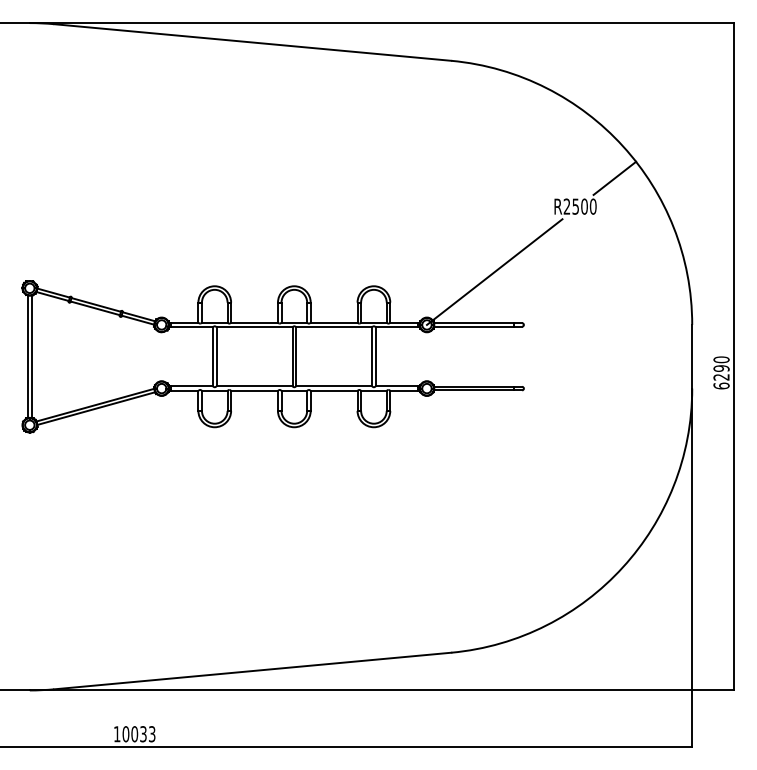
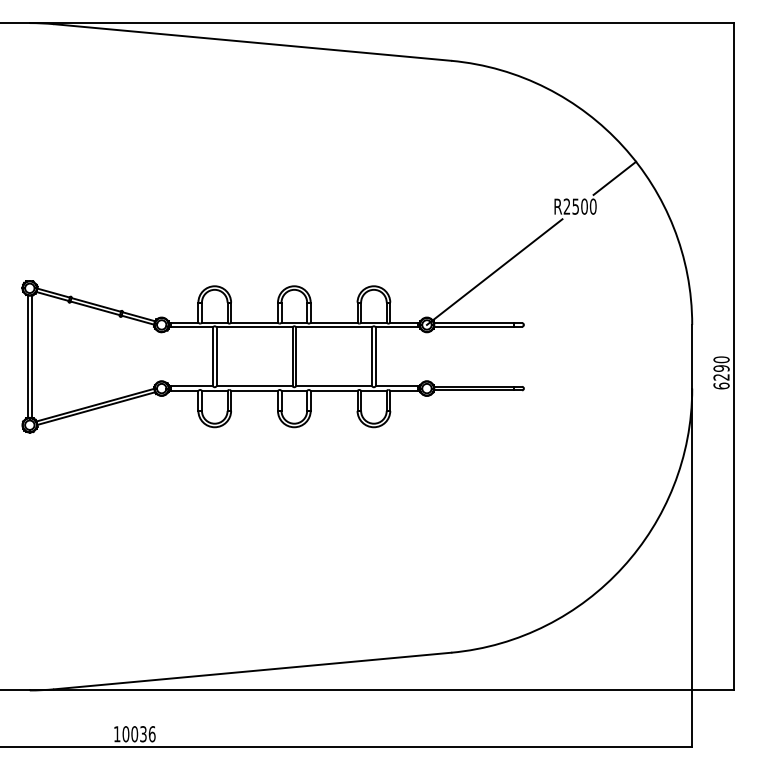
text: 10033 -> 10036 (151, 734)
